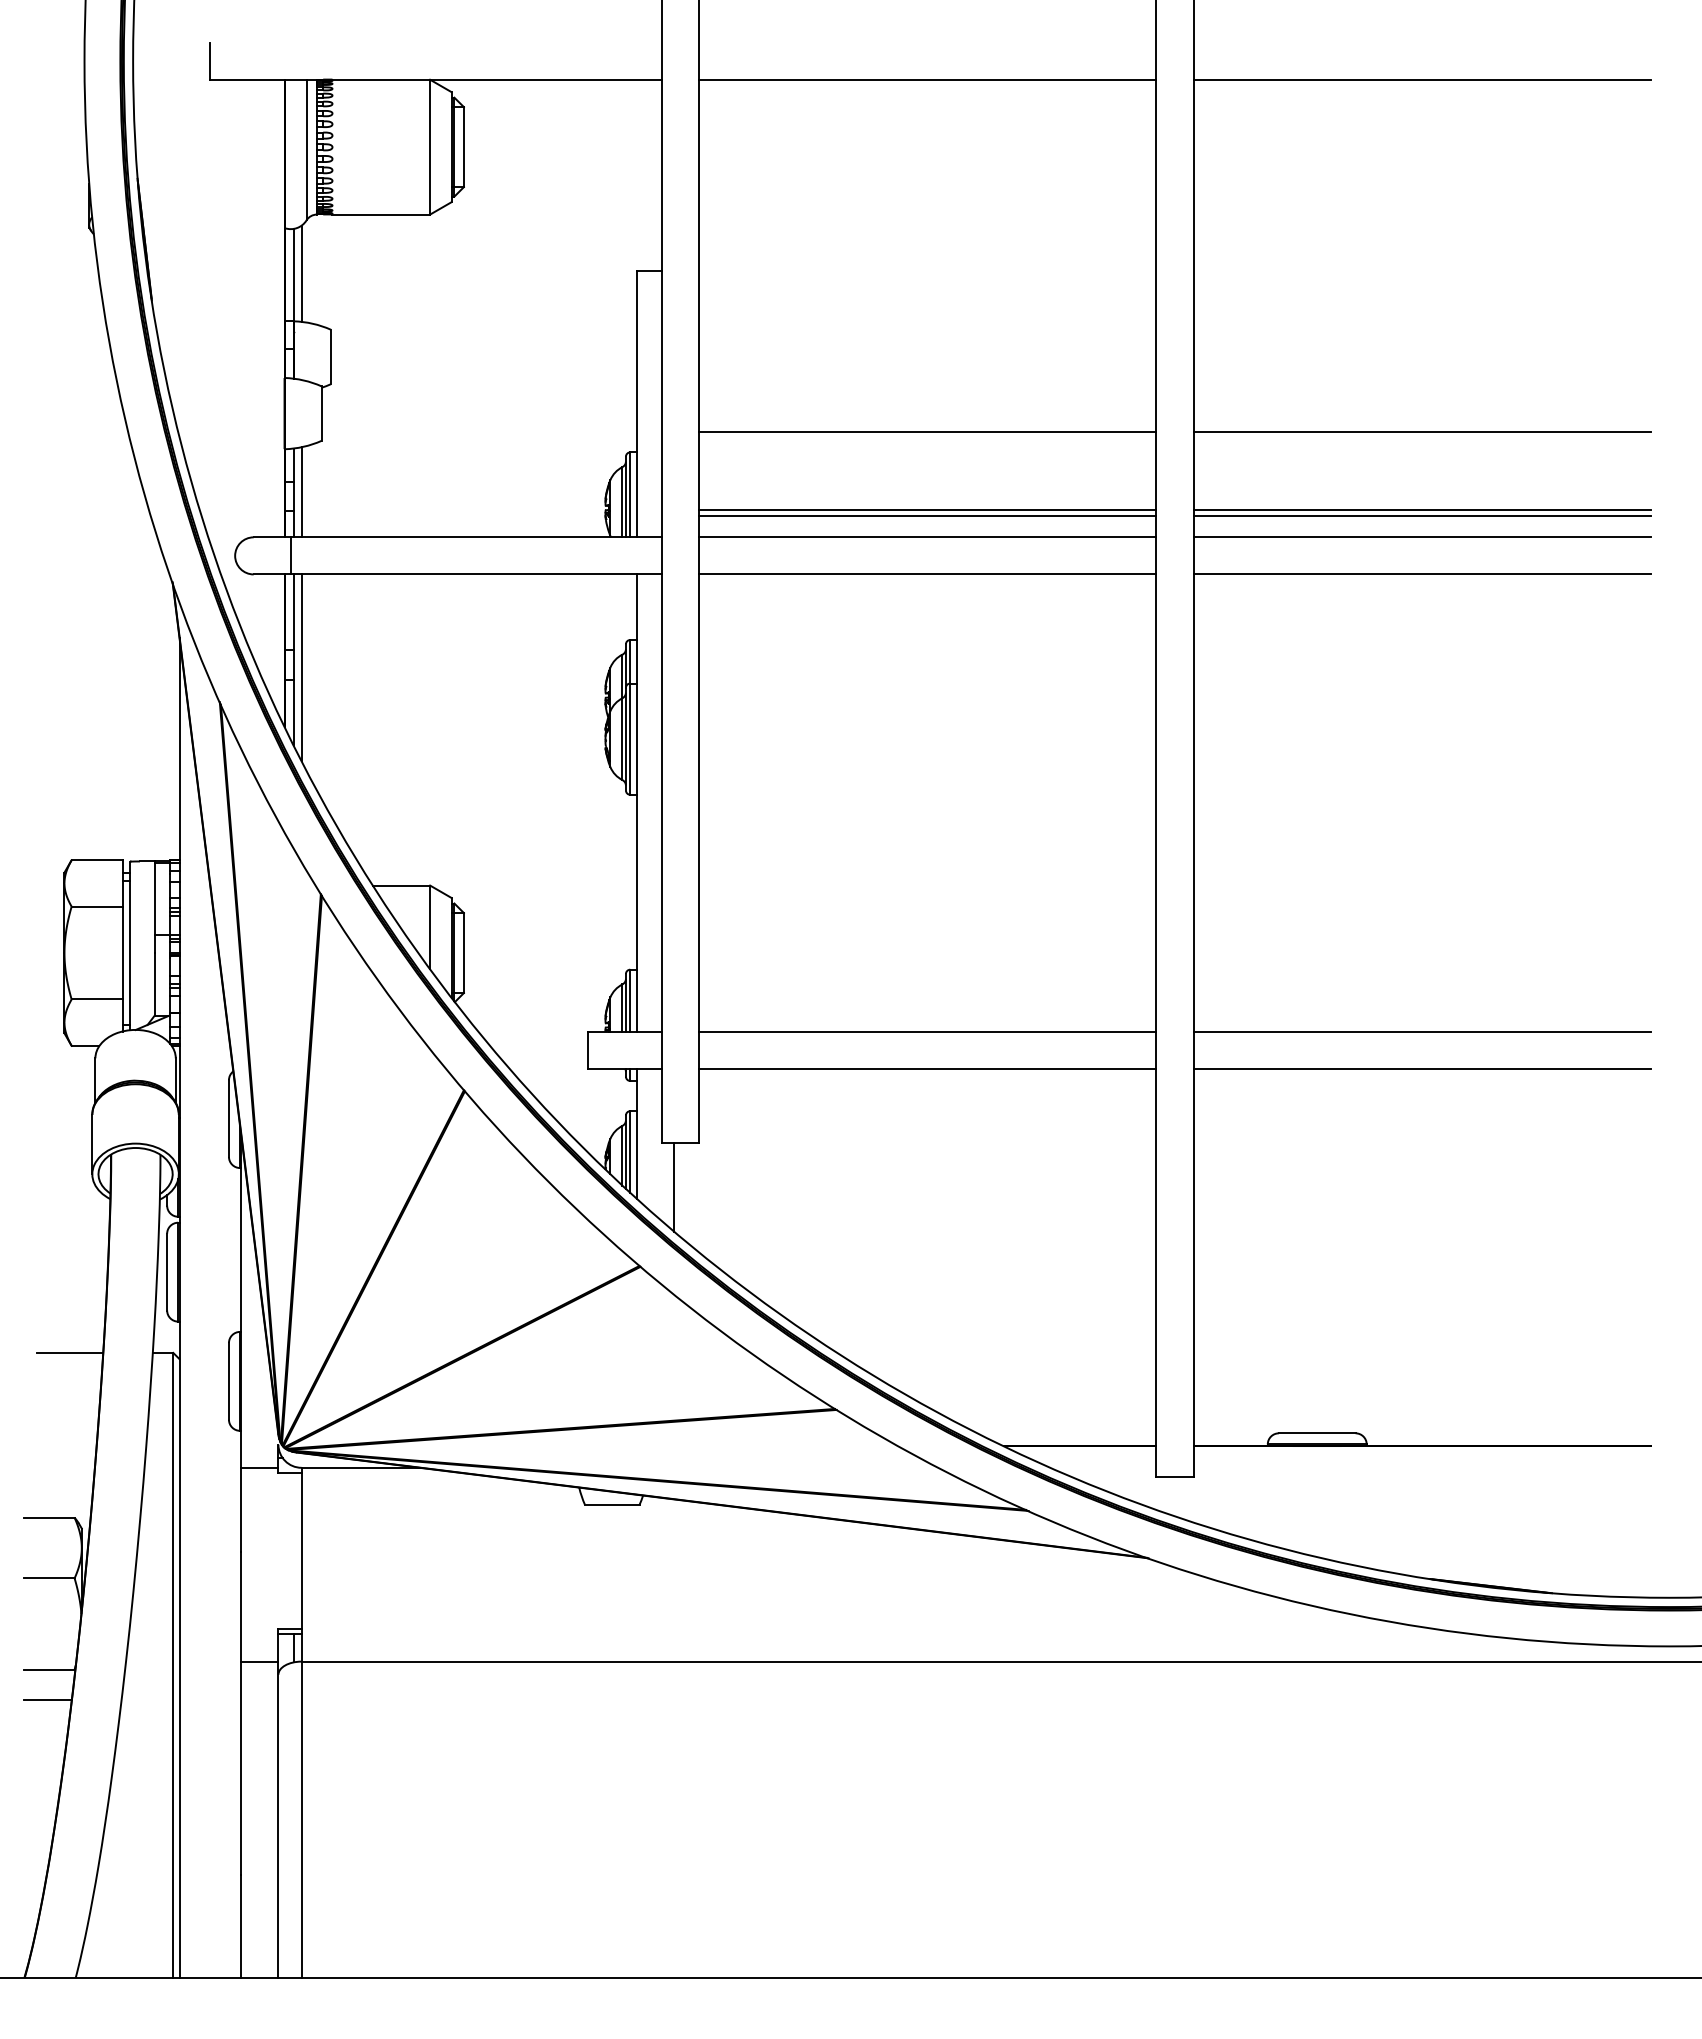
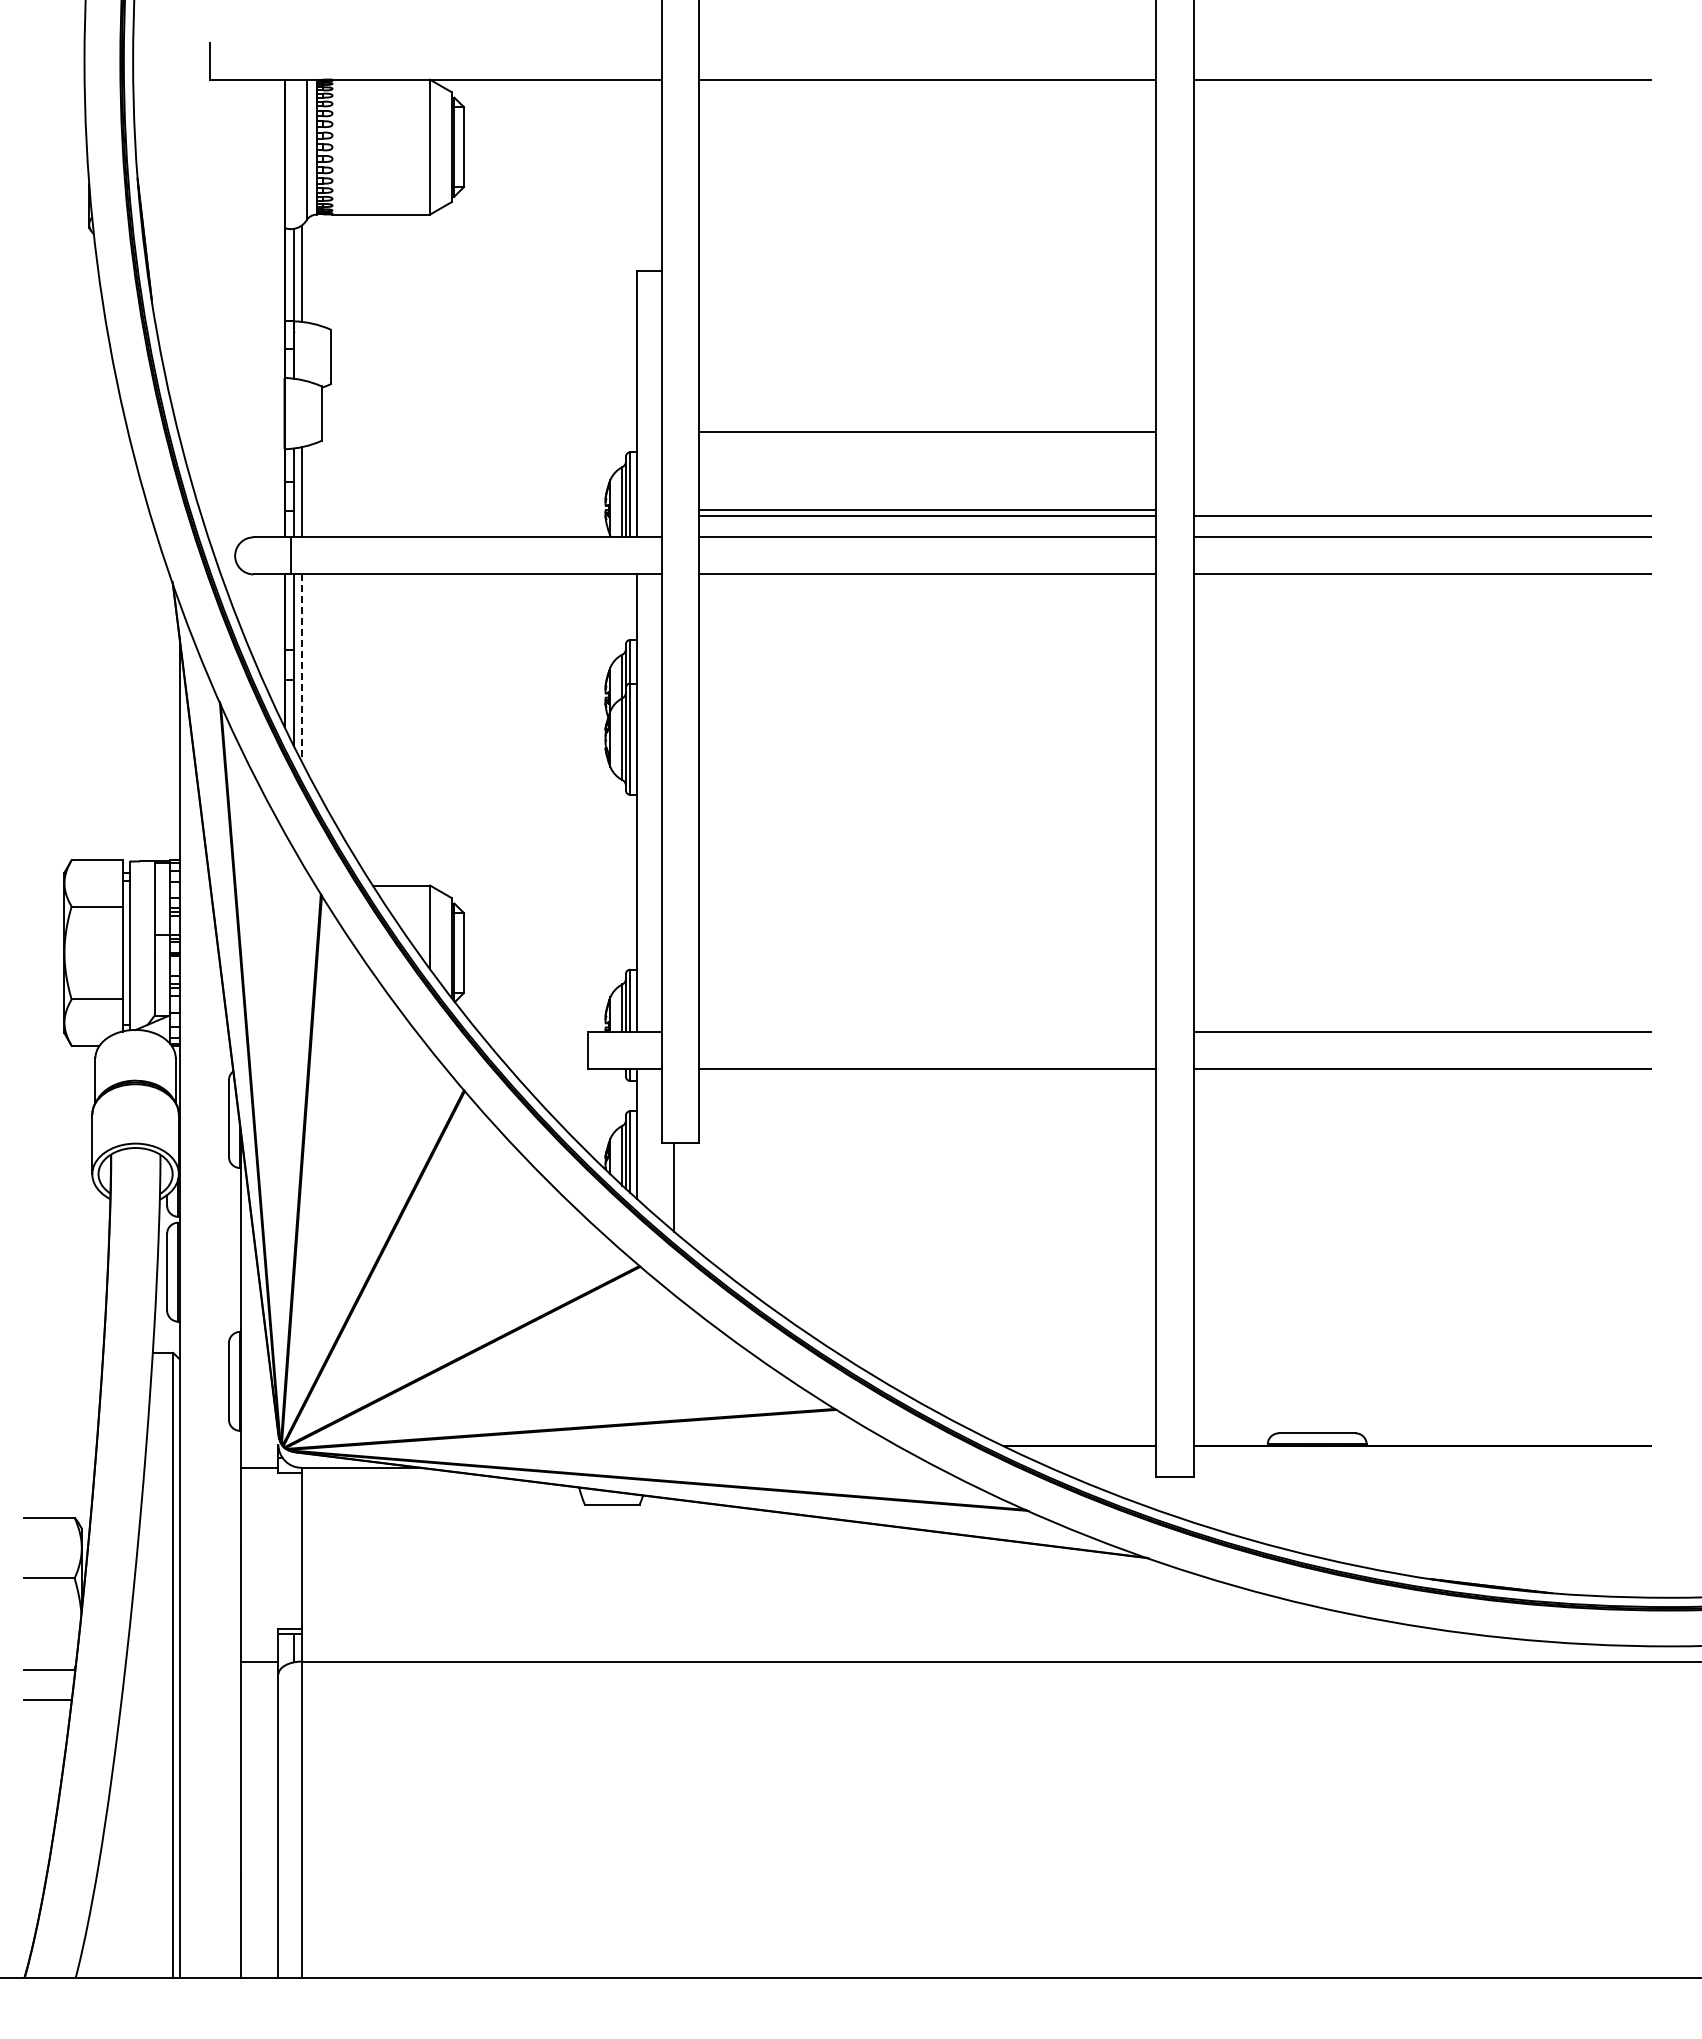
line: present -> none (1422, 432)
line: present -> none (1422, 510)
line: solid -> dashed (301, 668)
line: present -> none (927, 1032)
line: present -> none (70, 1352)
